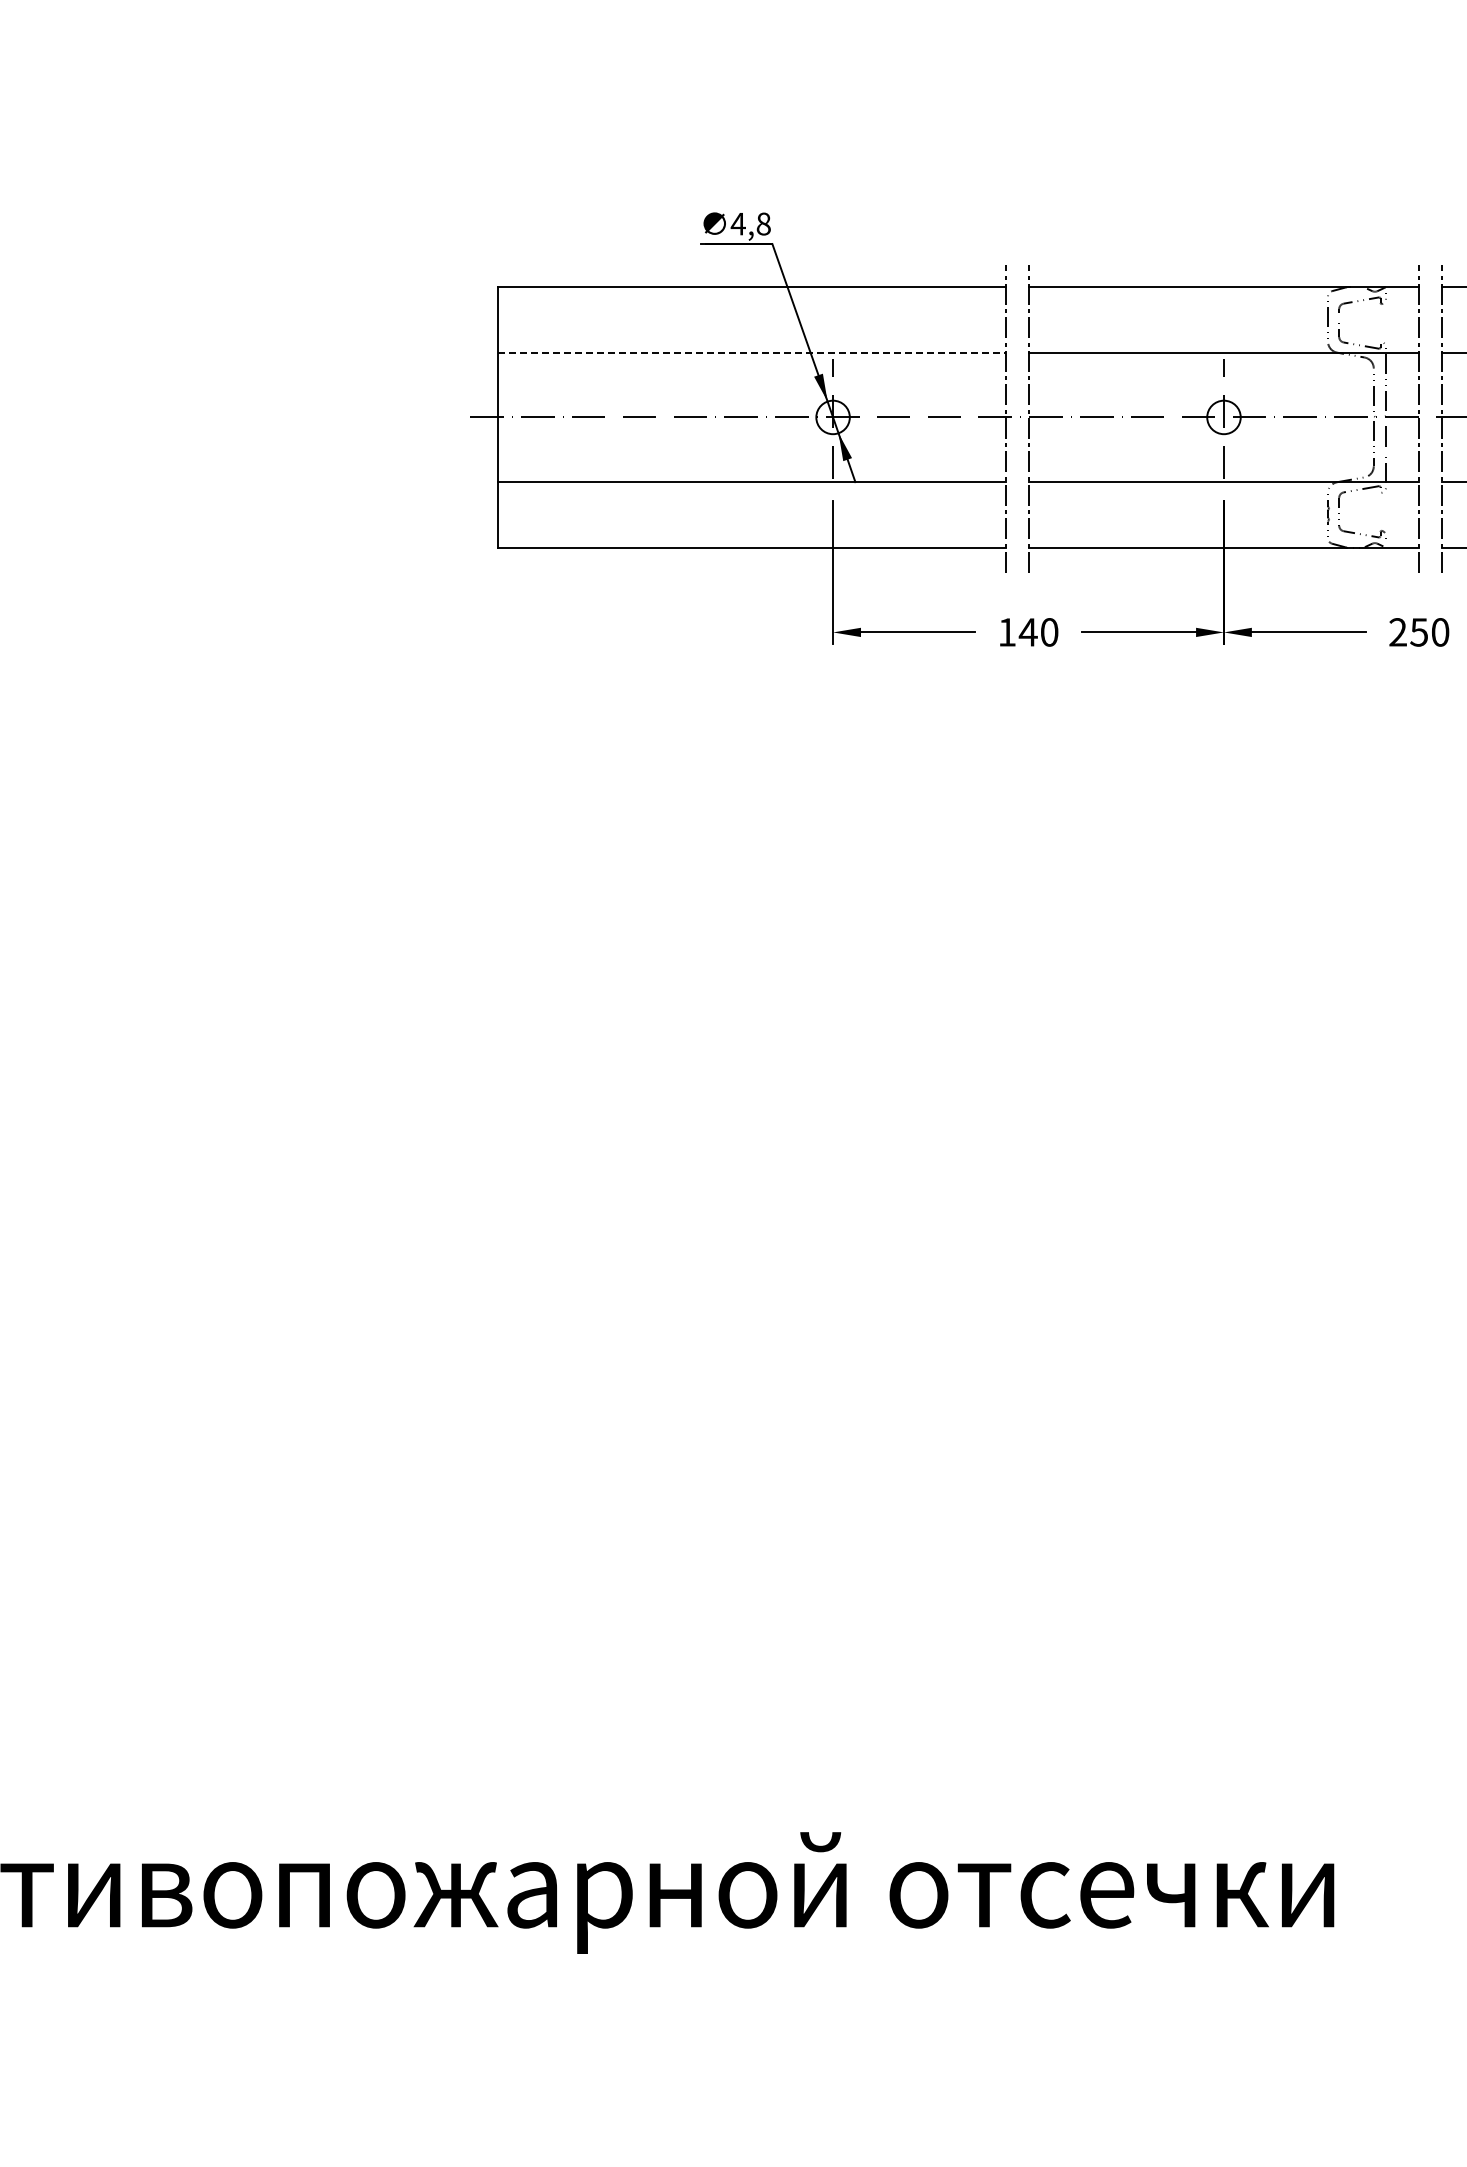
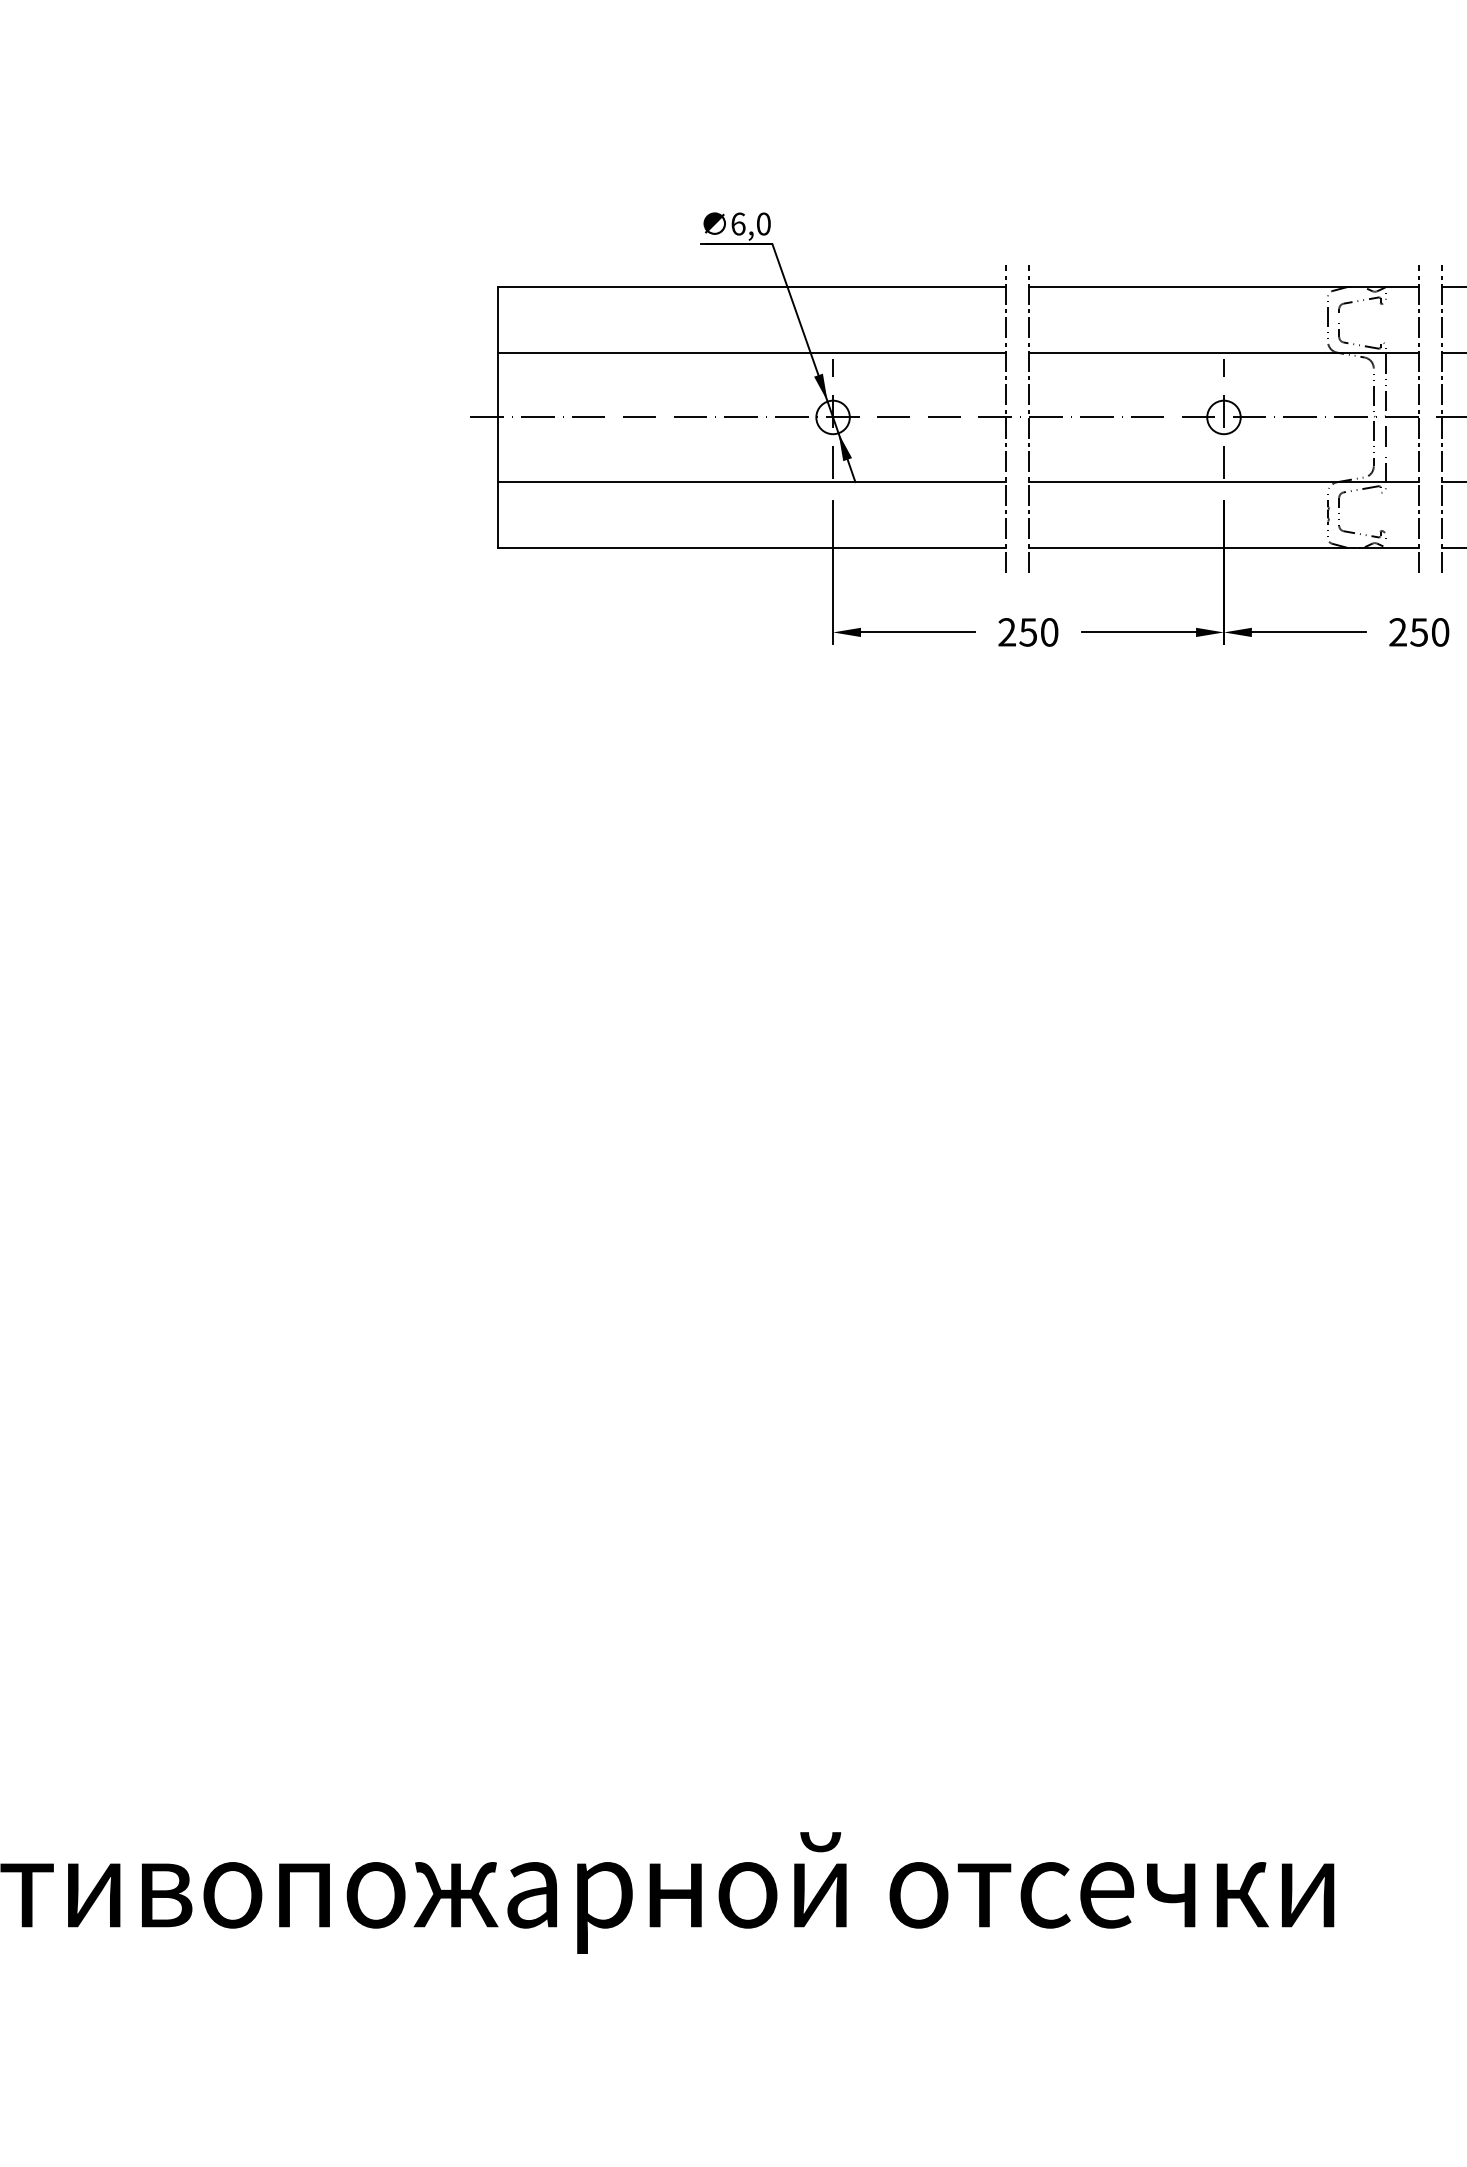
text: 4,8 -> 6,0 (750, 223)
line: dashed -> solid (752, 352)
text: 140 -> 250 (1017, 632)
